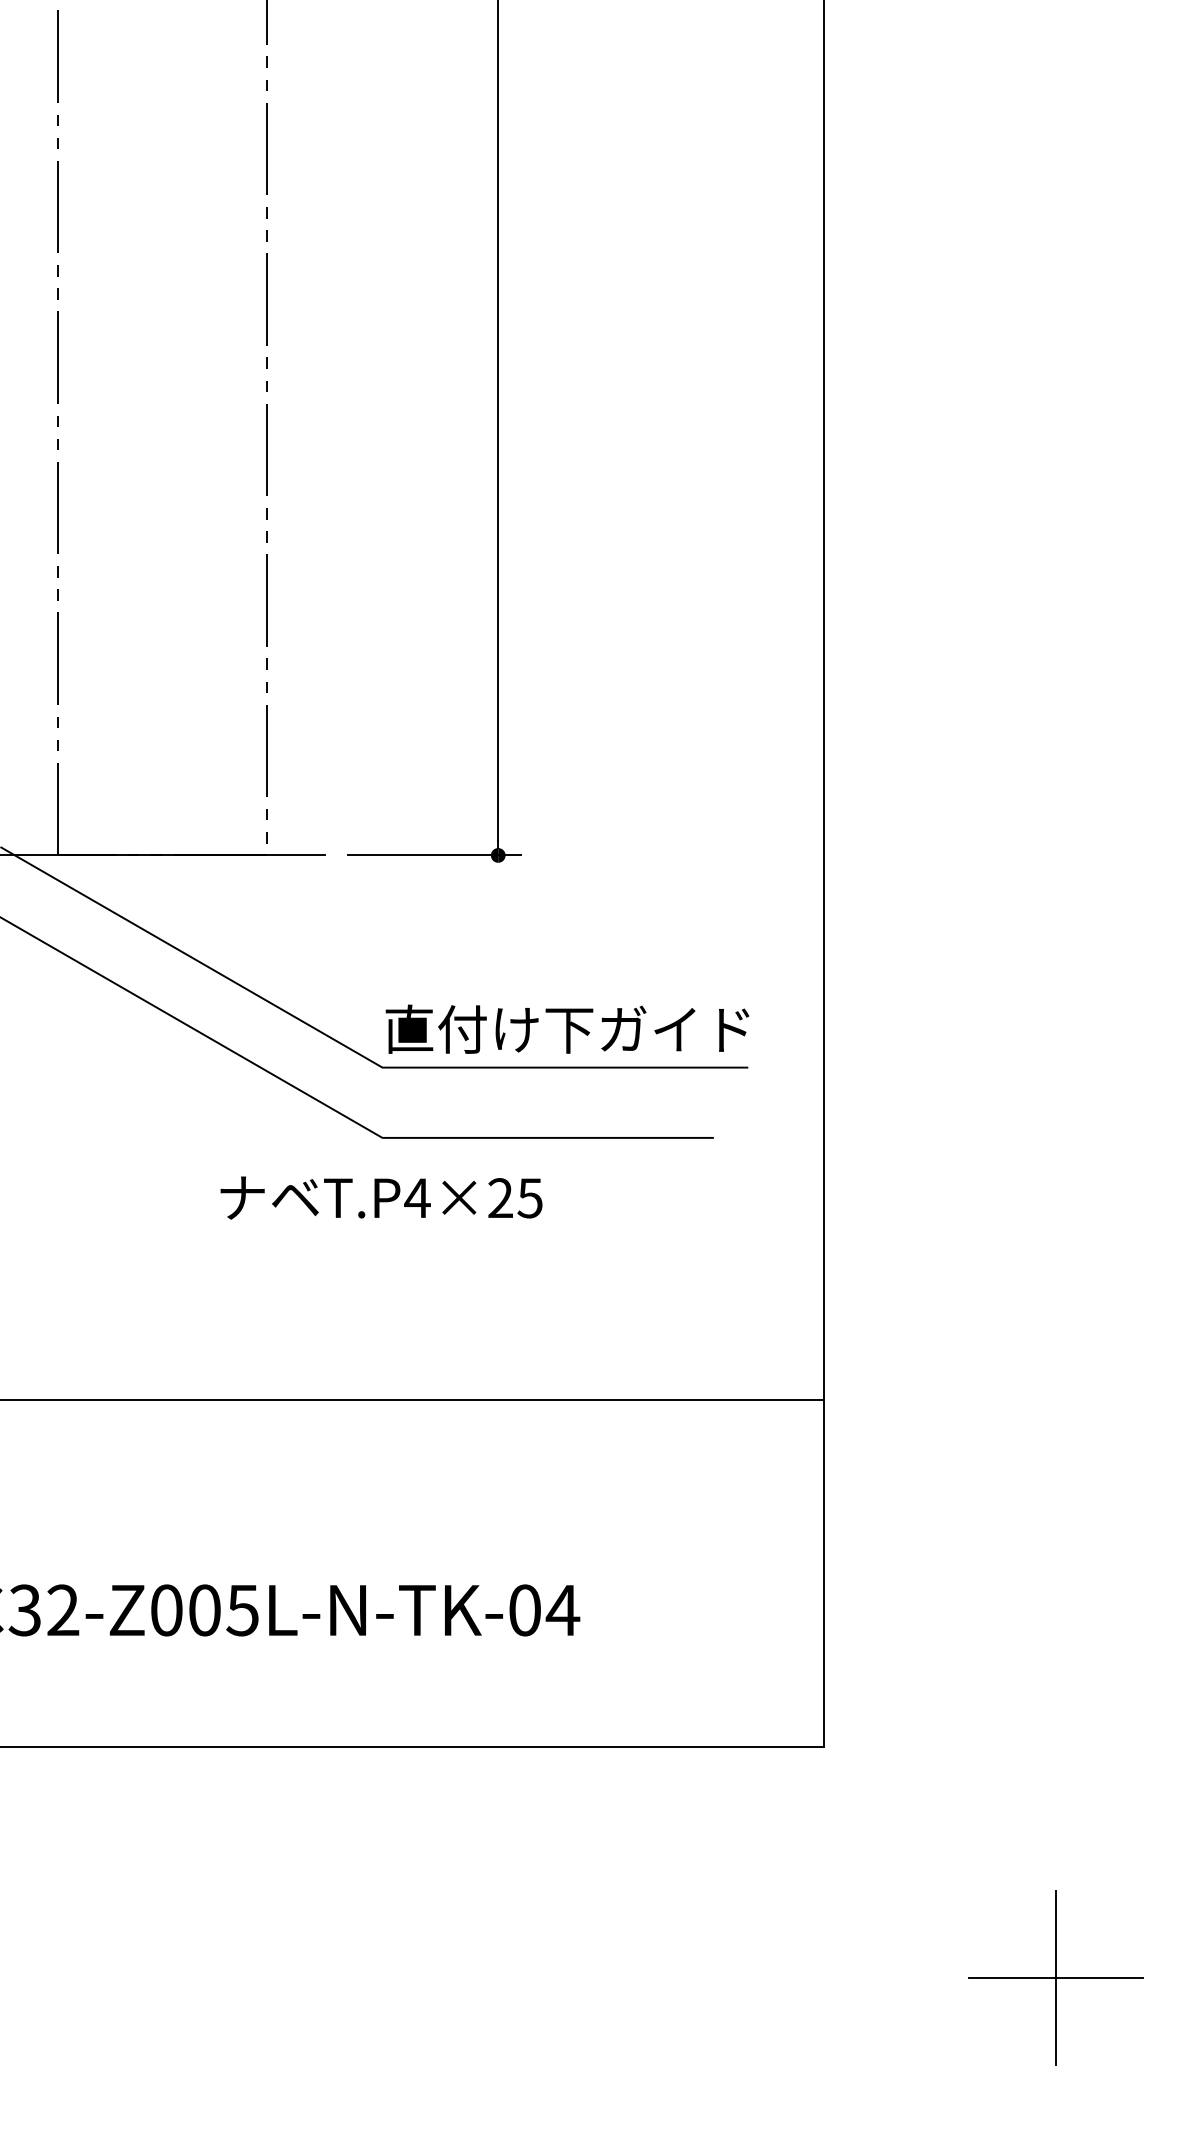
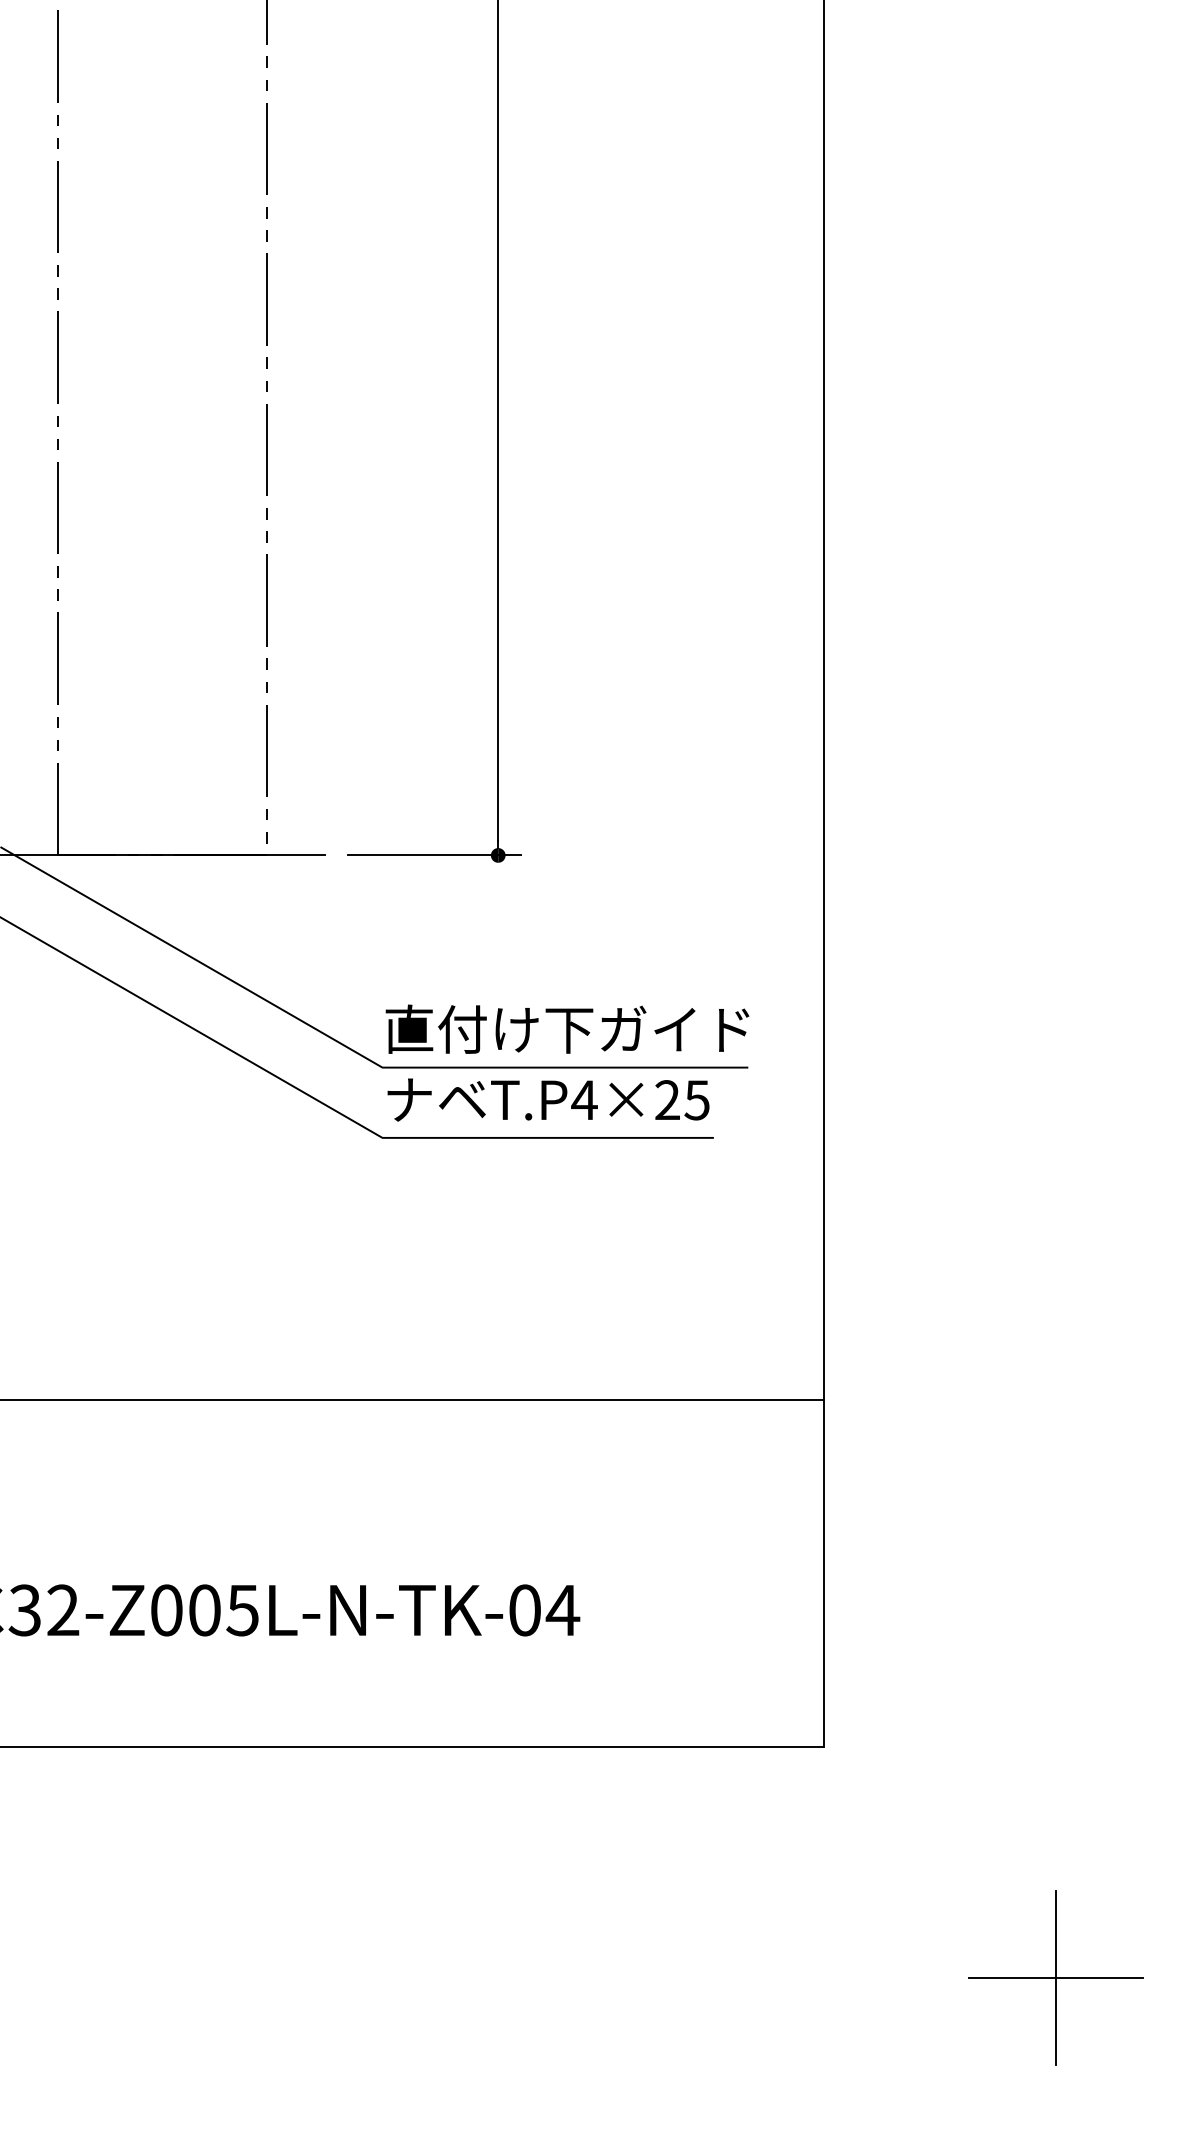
text position: (381, 1197) -> (548, 1099) (548, 1099)
